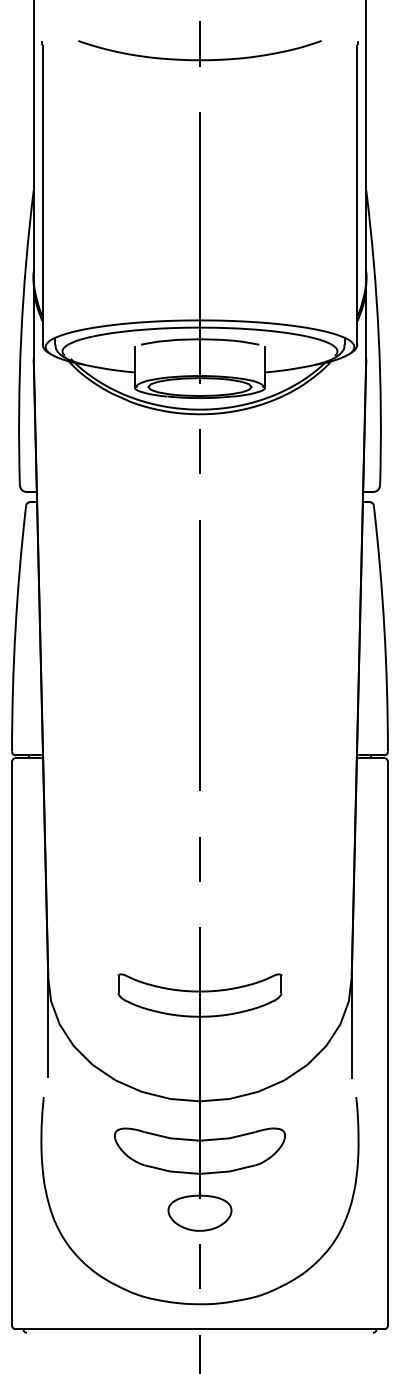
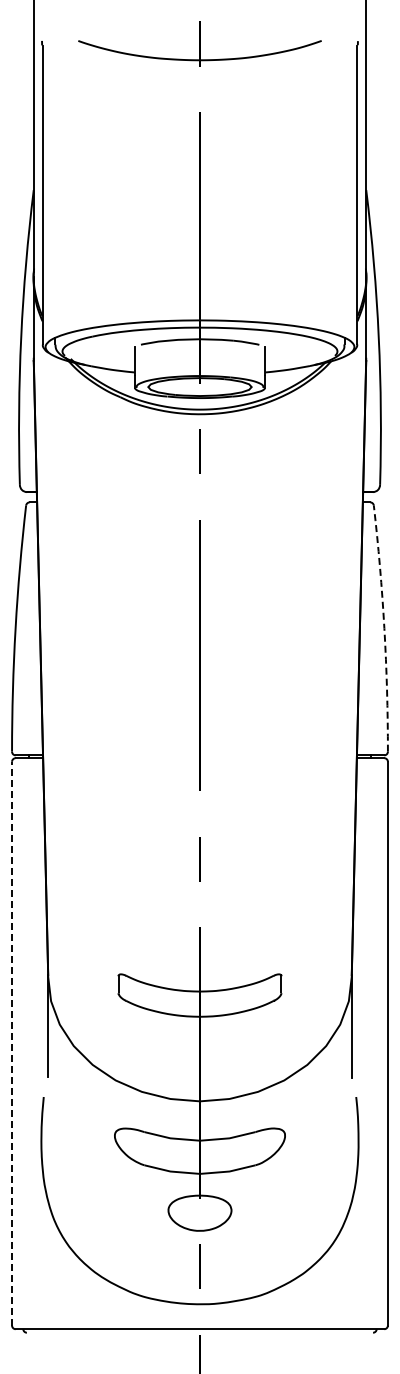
arc: solid -> dashed (384, 628)
line: solid -> dashed (12, 1043)
